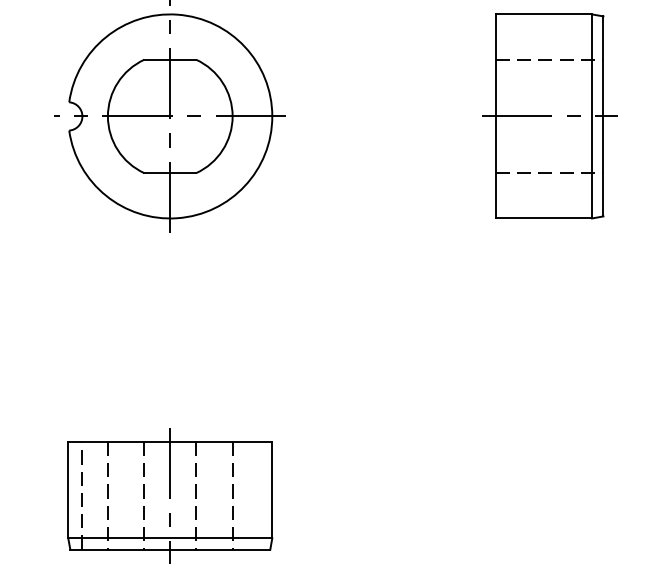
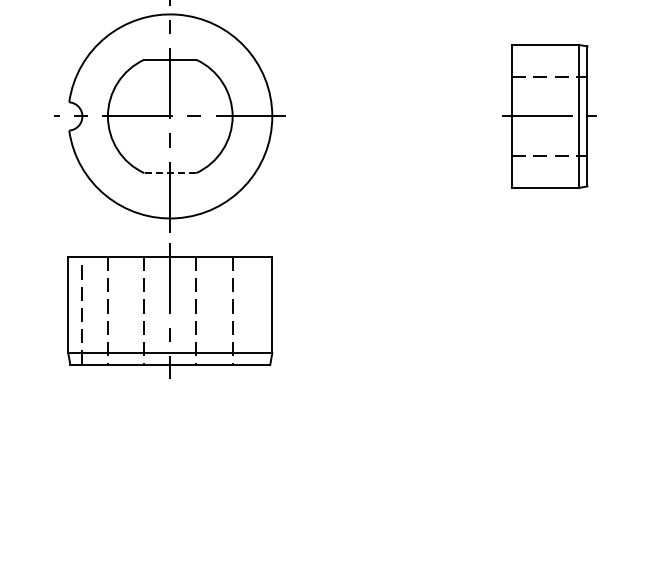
part size: 136x207 px -> 95x145 px (549, 116)
line: solid -> dashed (170, 173)
part position: (170, 495) -> (170, 310) (170, 310)
